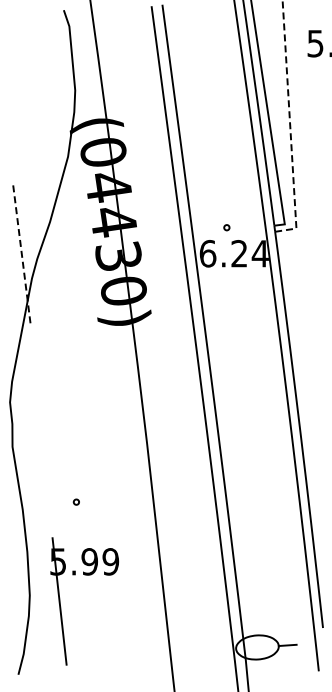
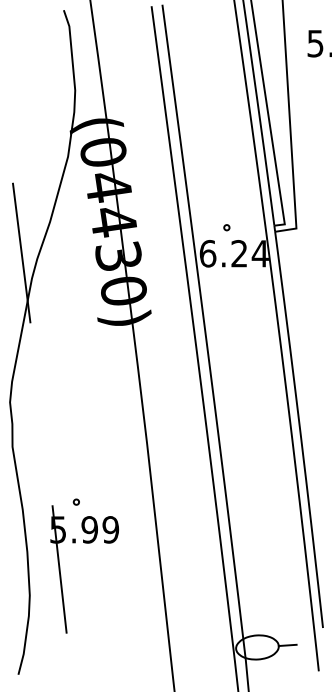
line: dashed -> solid (290, 125)
line: dashed -> solid (21, 253)
part position: (61, 607) -> (61, 575) (61, 575)
